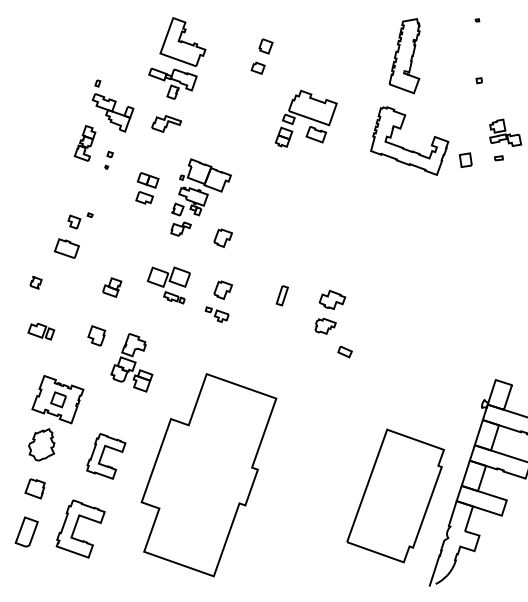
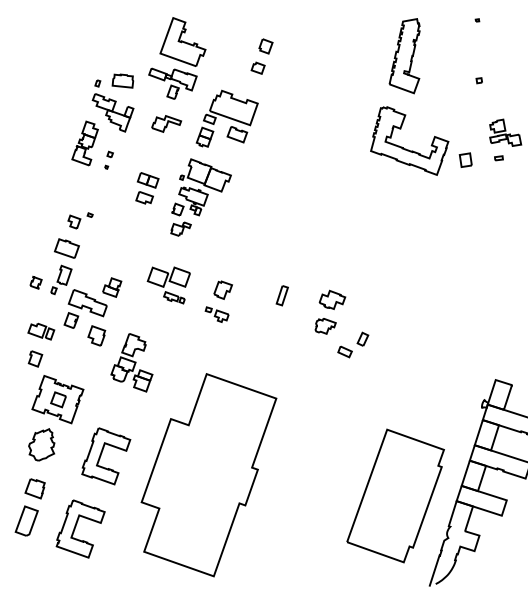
part: none -> present (122, 80)
part position: (305, 118) -> (226, 118) (226, 118)
part size: 24x37 px -> 28x47 px (84, 143)
part: present -> none (222, 237)
part: none -> present (78, 296)
part: none -> present (362, 338)
part: none -> present (35, 358)
part size: 41x47 px -> 51x59 px (106, 456)
part position: (26, 531) -> (26, 520) (26, 520)
